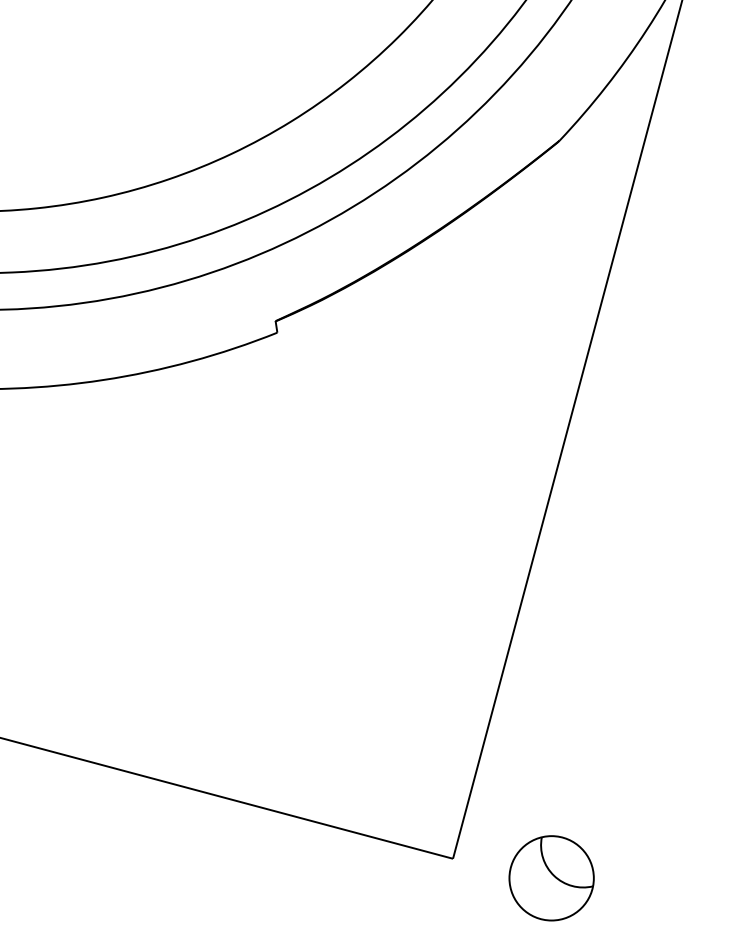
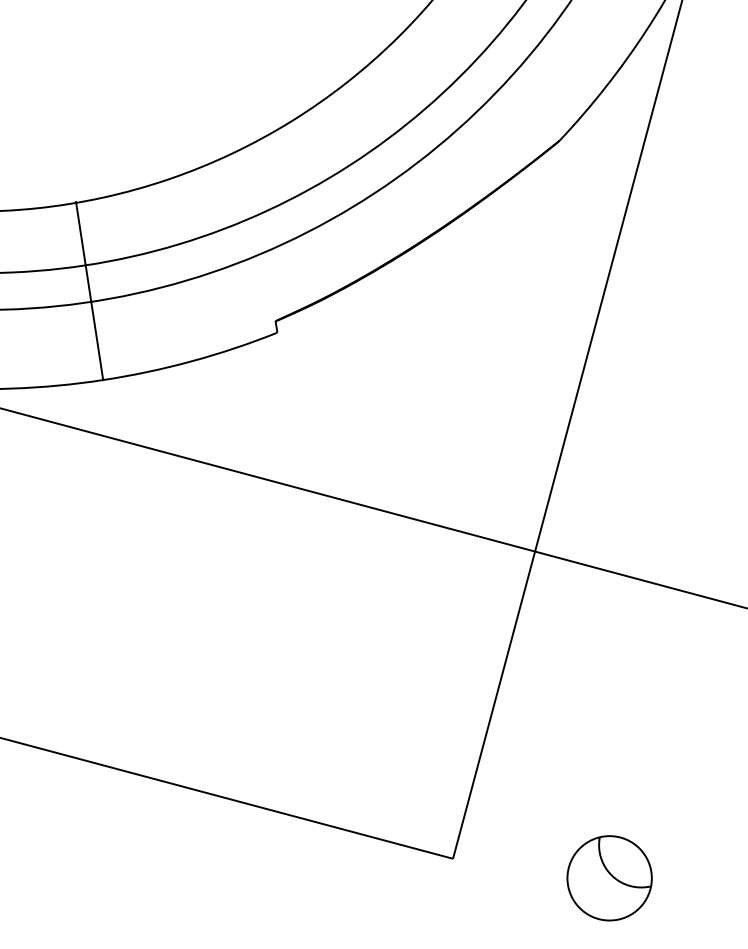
line: none -> present (89, 291)
line: none -> present (373, 507)
part position: (551, 878) -> (609, 878) (609, 878)
